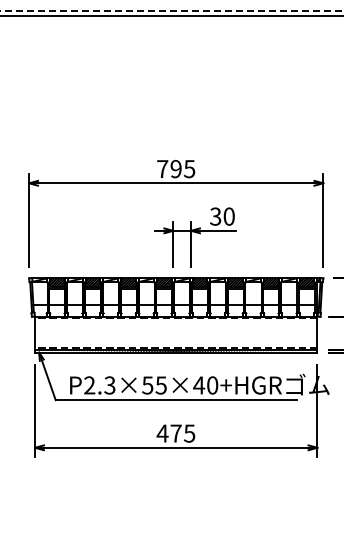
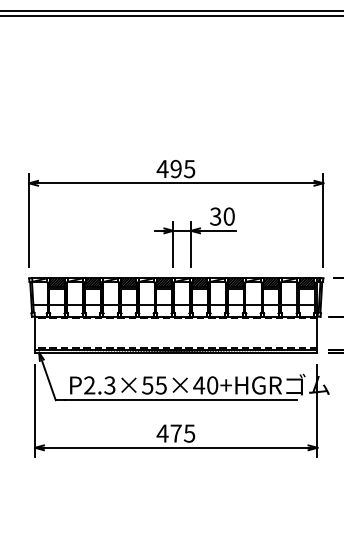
line: dashed -> solid (171, 10)
text: 795 -> 495 (162, 168)
